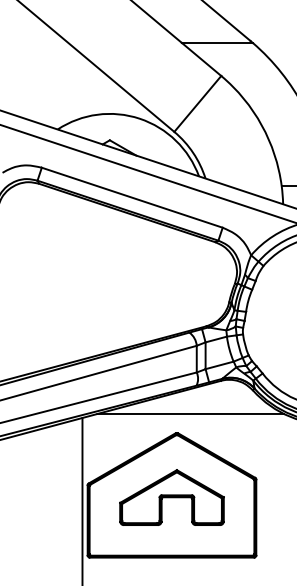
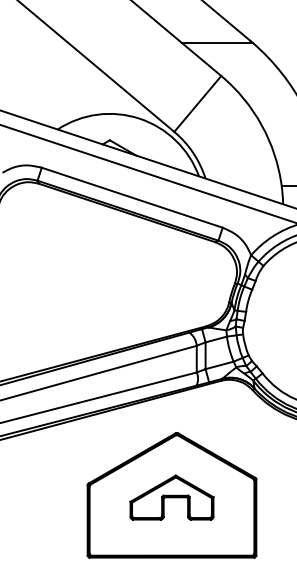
line: present -> none (190, 413)
part size: 106x57 px -> 86x47 px (171, 497)
line: present -> none (82, 499)
